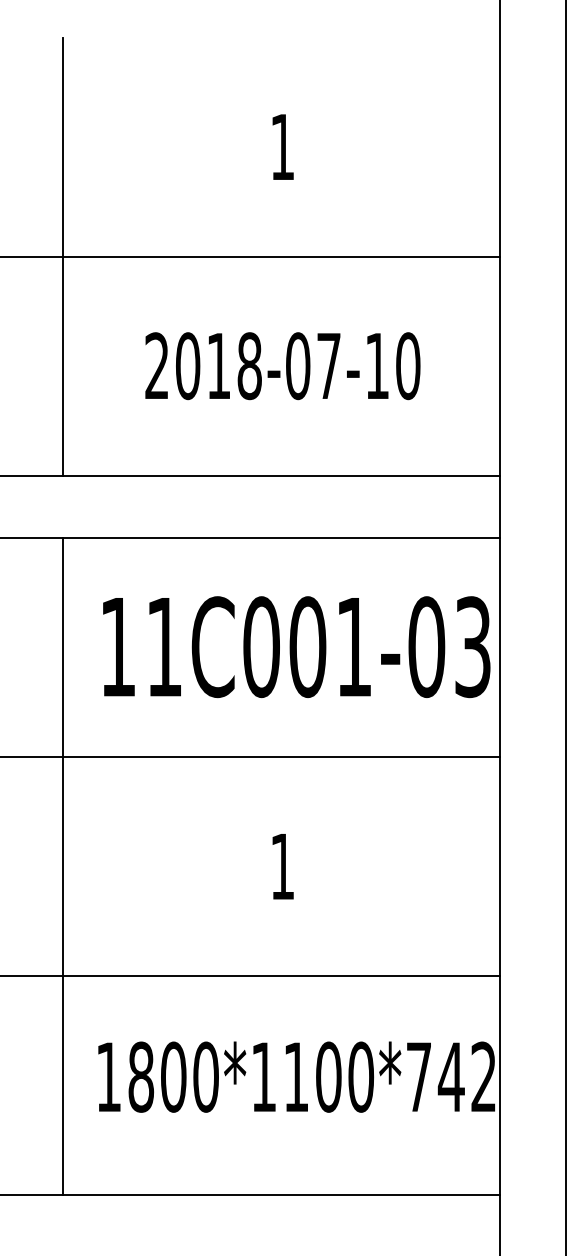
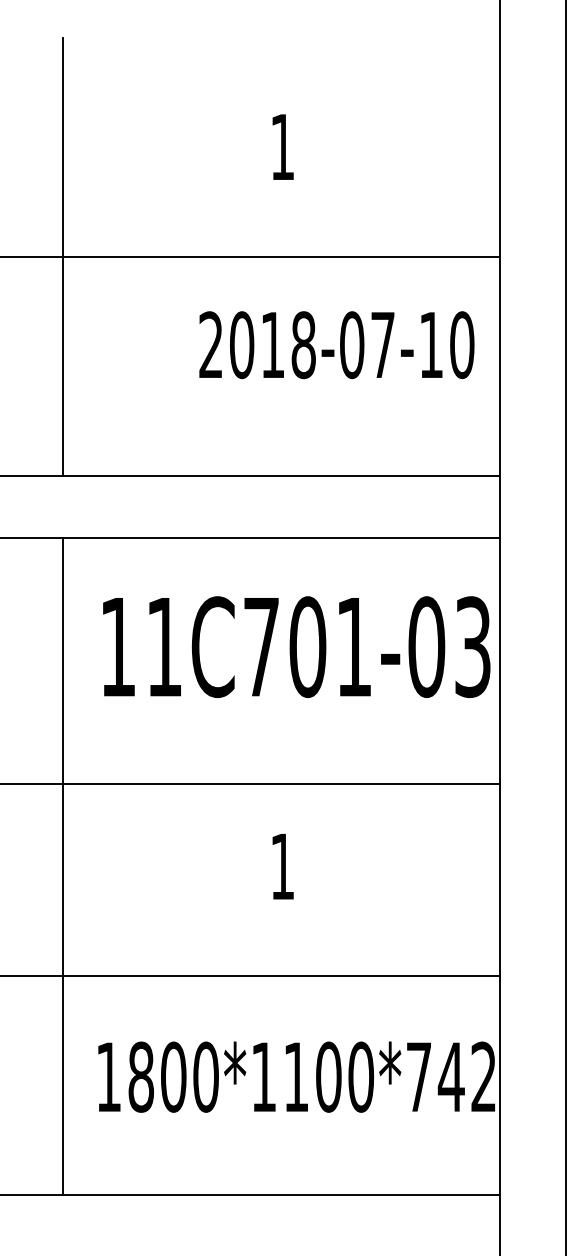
text position: (282, 366) -> (336, 345) (336, 345)
text: 11C001-03 -> 11C701-03 (261, 647)
line position: (251, 757) -> (251, 784) (251, 784)
